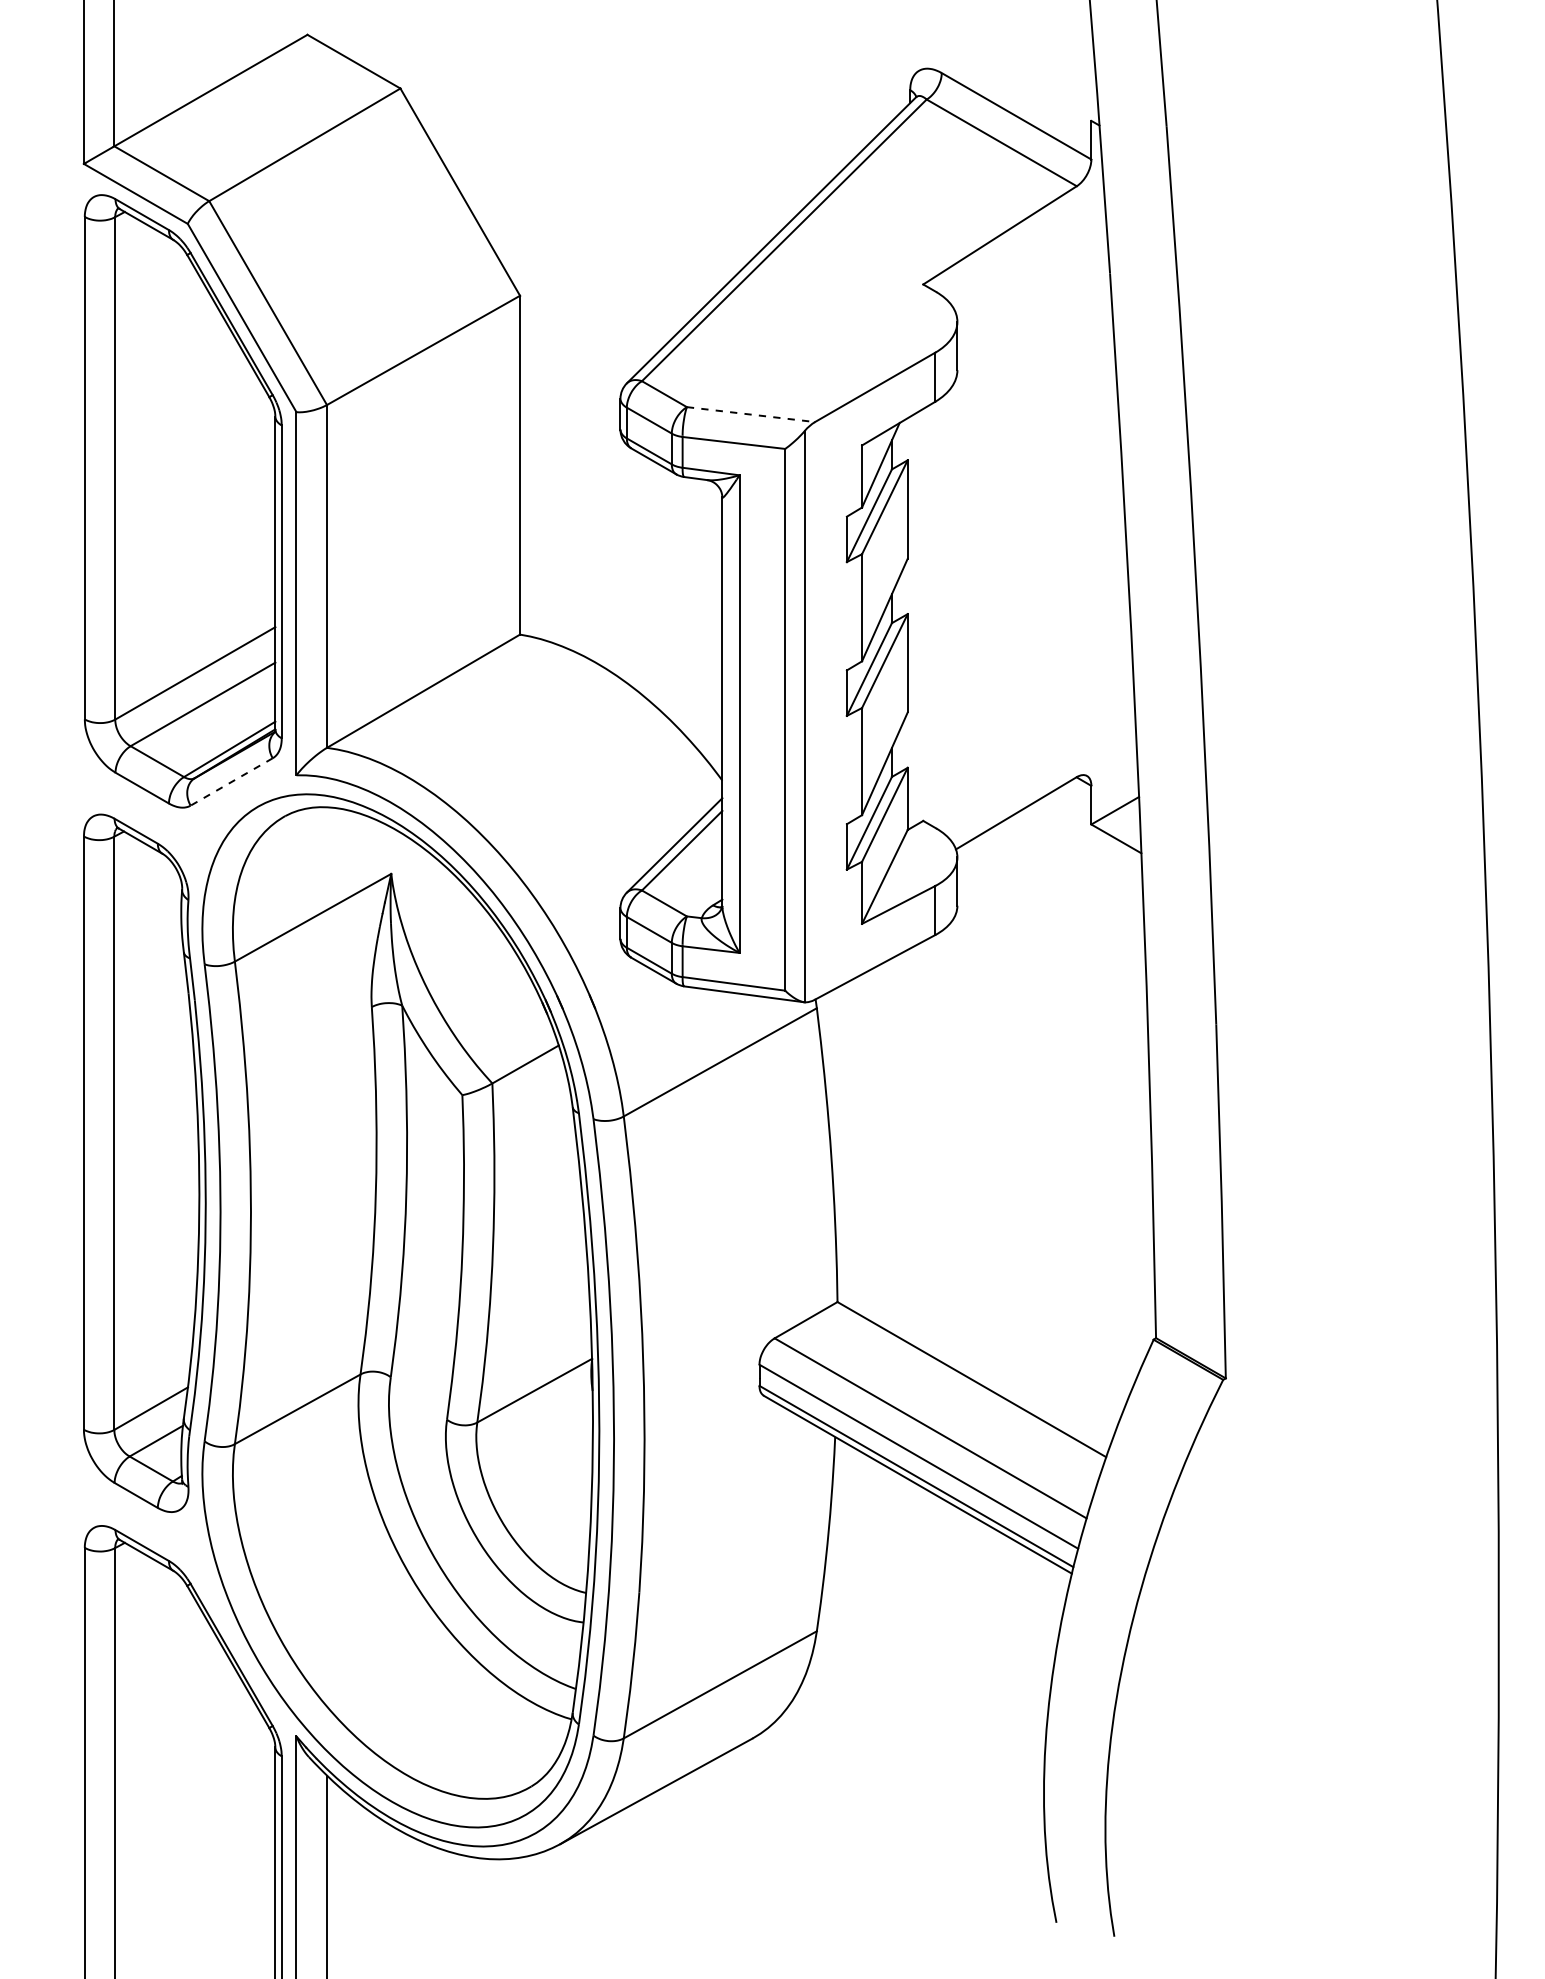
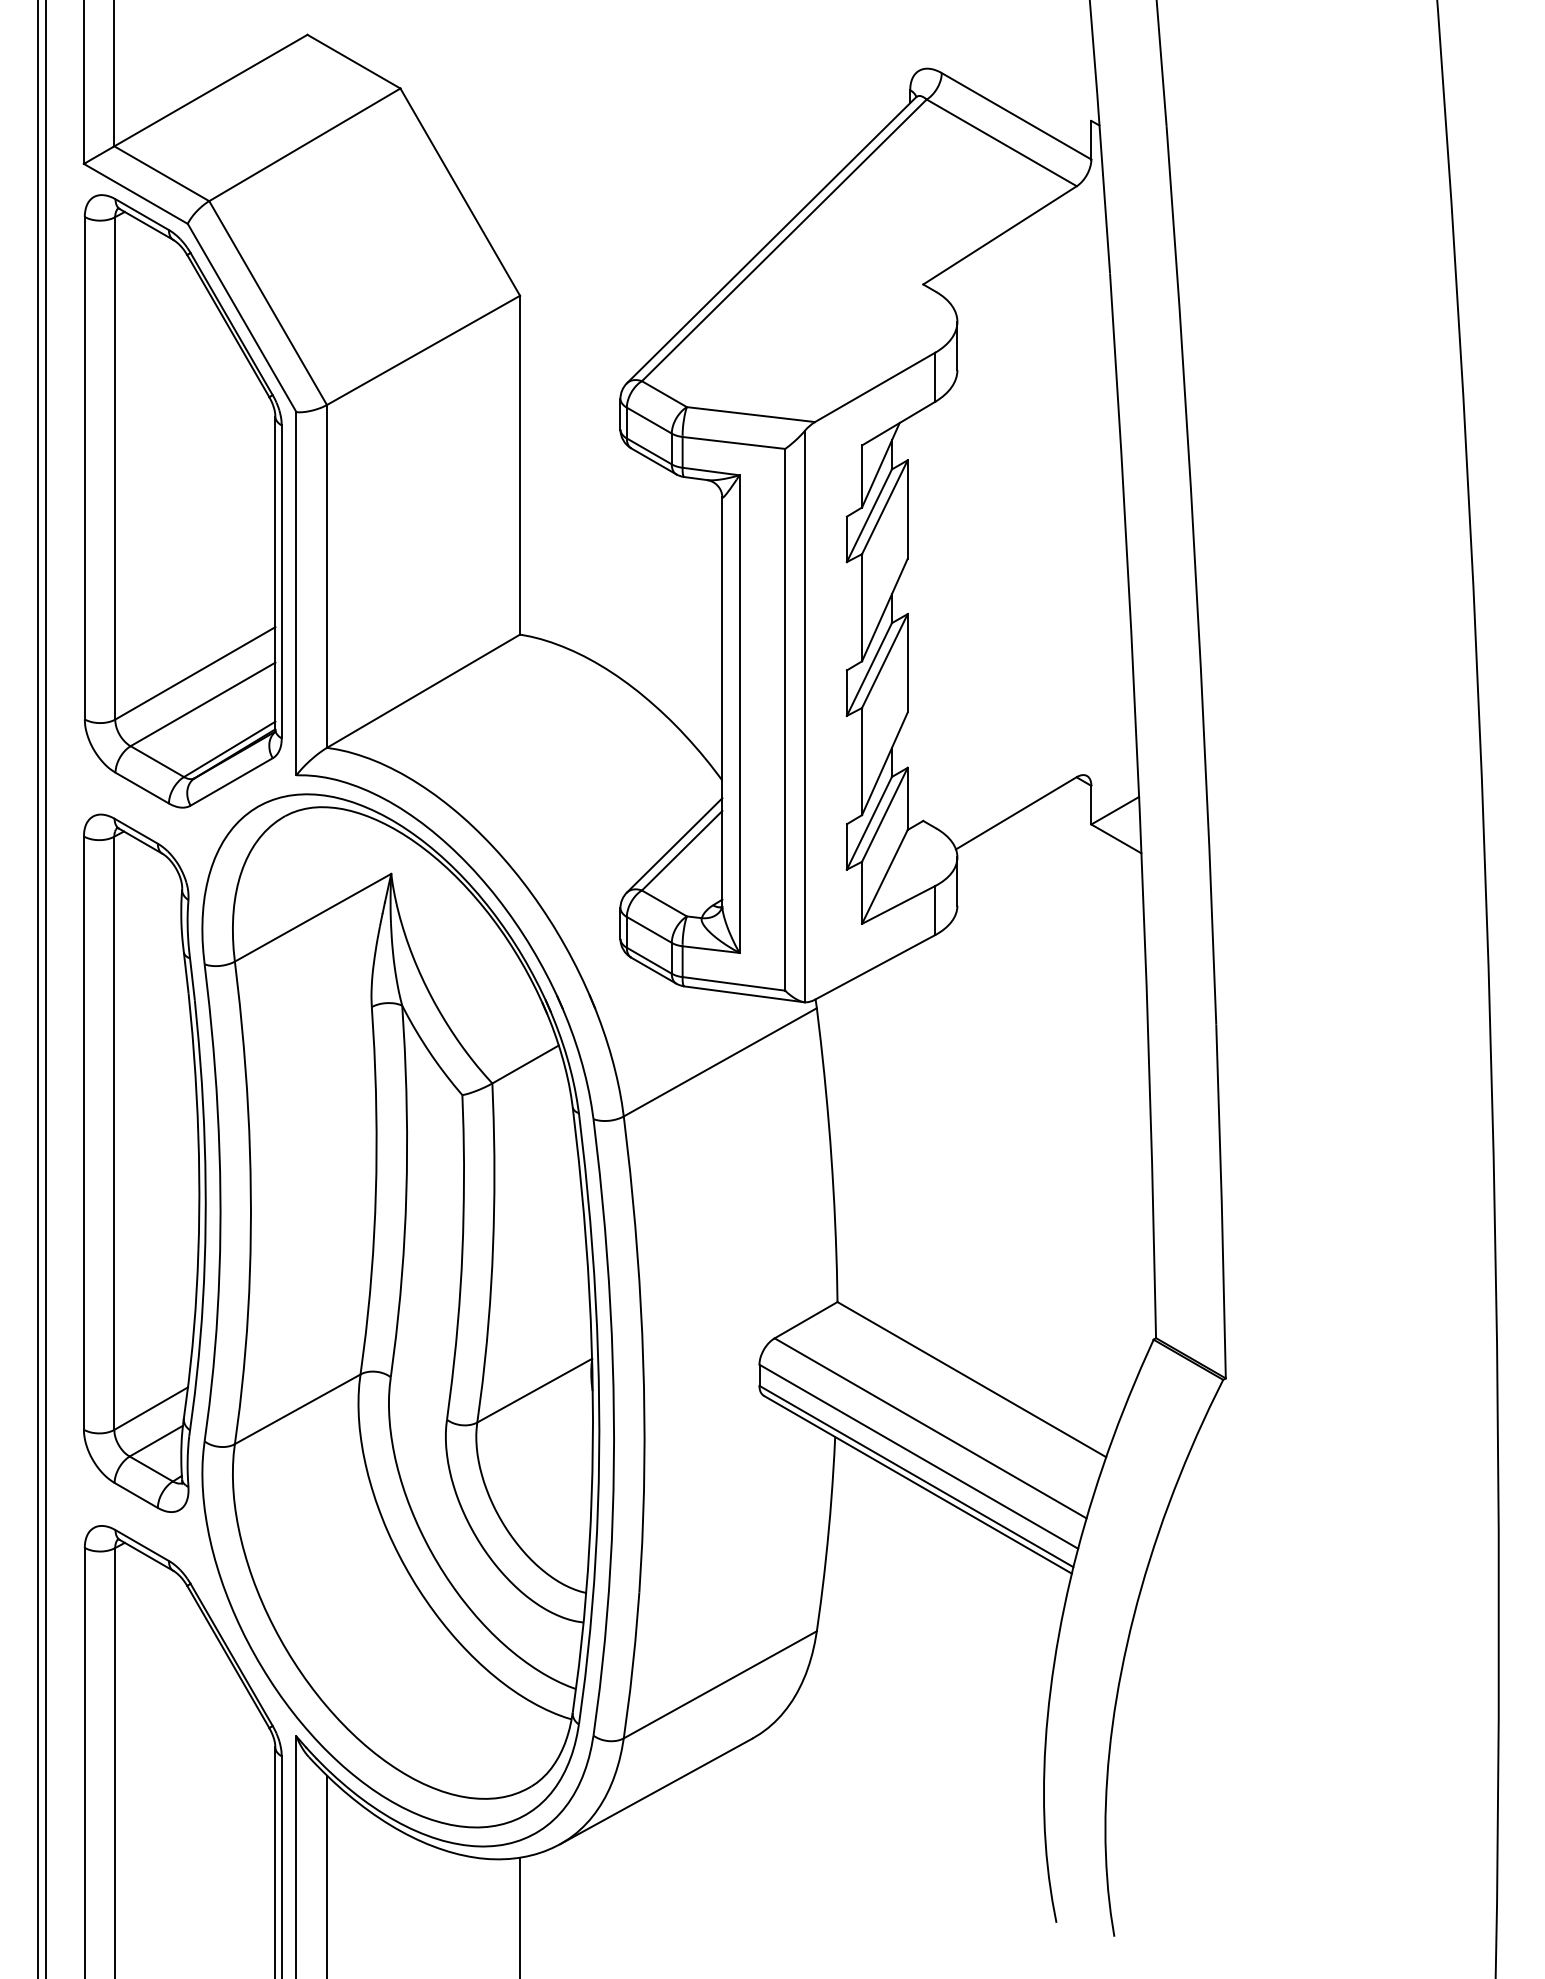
line: dashed -> solid (750, 414)
line: dashed -> solid (231, 782)
line: none -> present (37, 988)
line: none -> present (46, 988)
line: none -> present (520, 1916)
